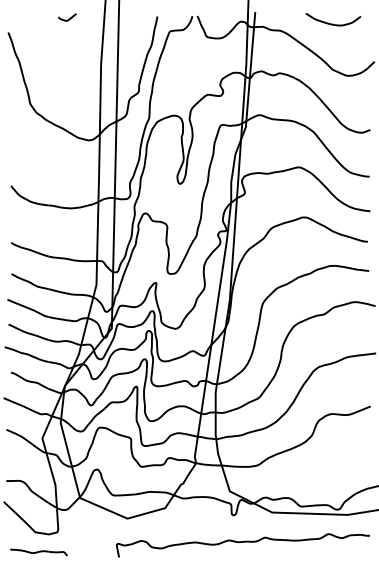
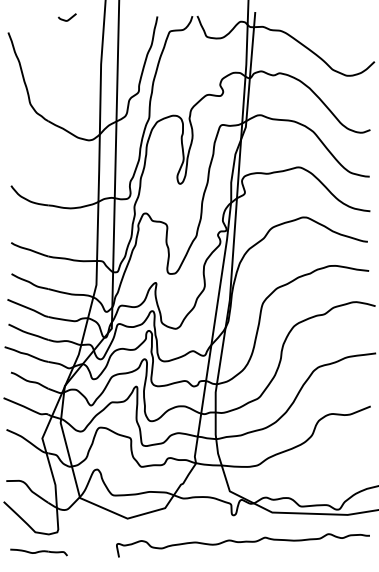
curve: present -> none (333, 23)
